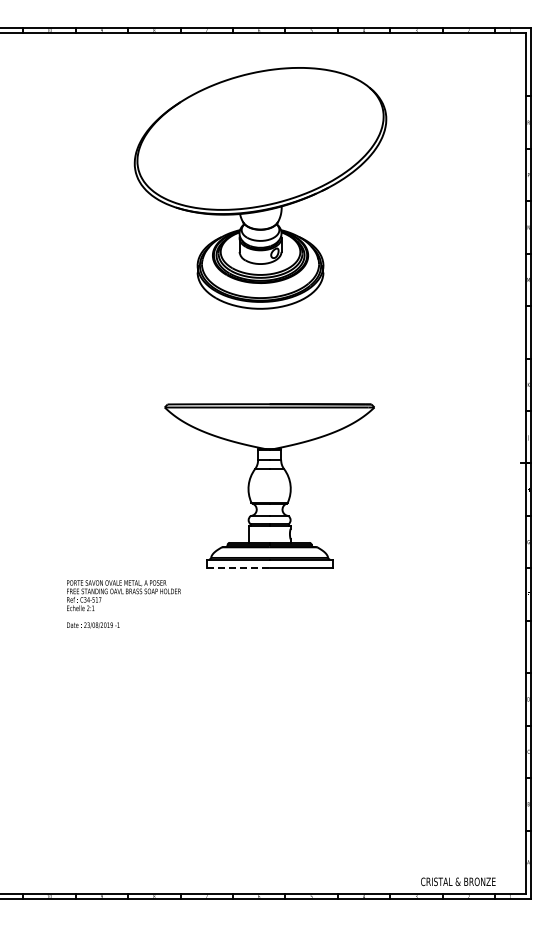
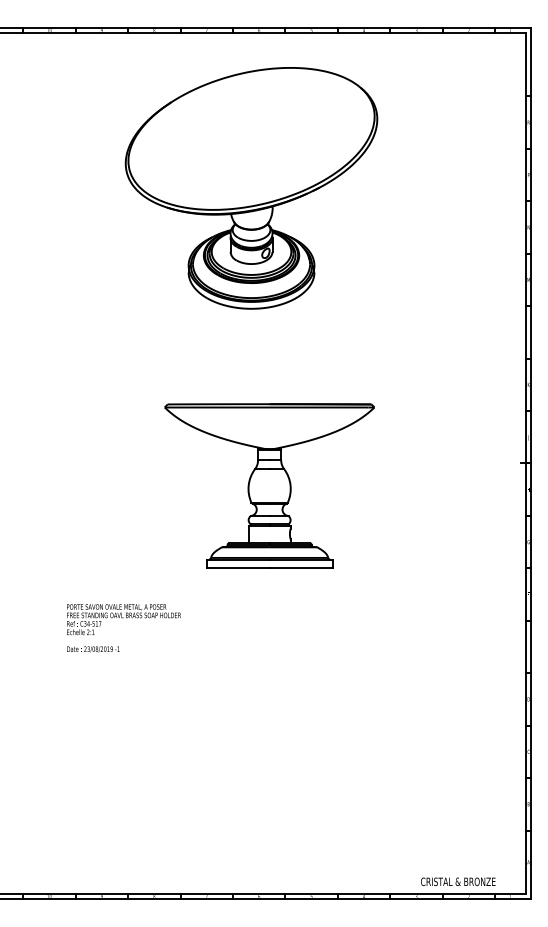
part position: (260, 188) -> (251, 188) (251, 188)
line: dashed -> solid (238, 568)
text position: (123, 604) -> (123, 628) (123, 628)
